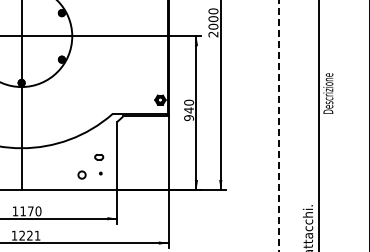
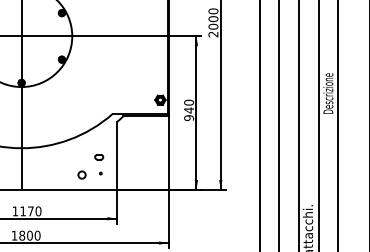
line: none -> present (259, 125)
line: dashed -> solid (279, 125)
line: none -> present (298, 125)
line: none -> present (338, 125)
text: 1221 -> 1800 (29, 235)
